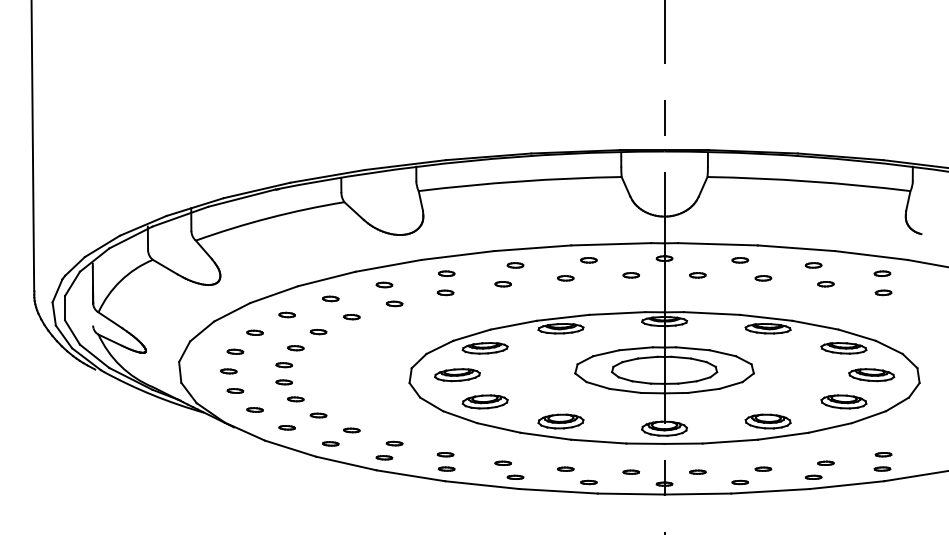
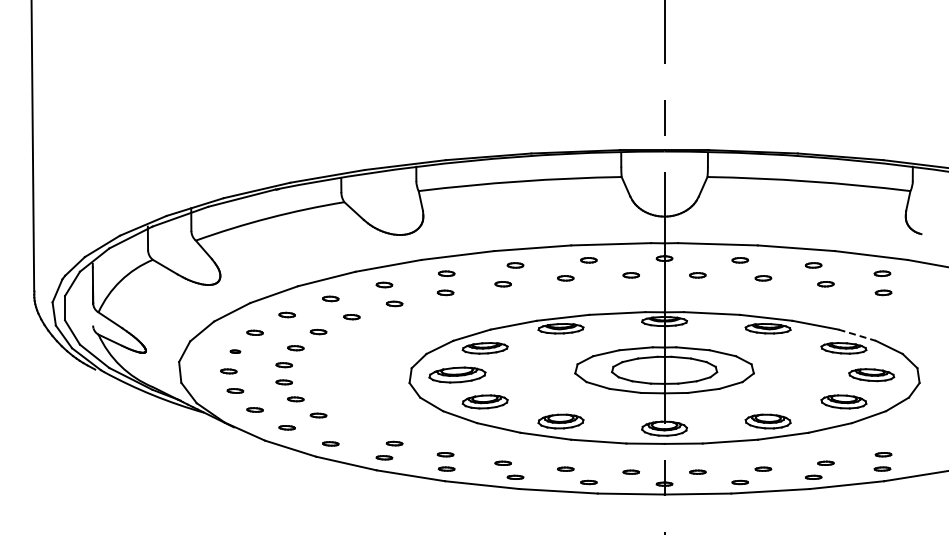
line: solid -> dashed (857, 335)
part size: 19x7 px -> 13x5 px (235, 351)
part size: 47x15 px -> 59x18 px (457, 374)
part: present -> none (351, 430)
